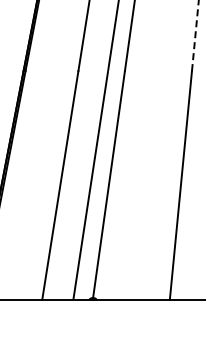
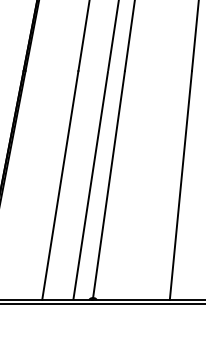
line: dashed -> solid (195, 35)
line: none -> present (102, 304)
